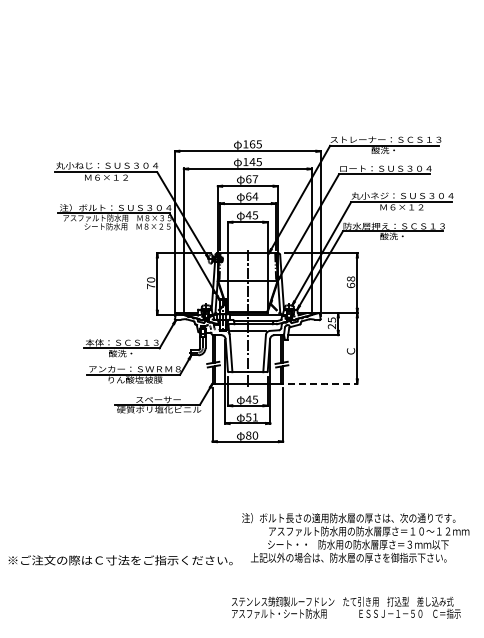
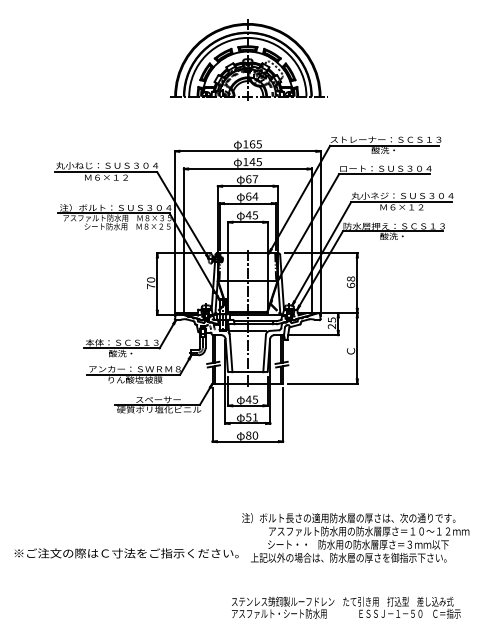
part: none -> present (248, 59)
line: dashed -> solid (323, 383)
text position: (120, 560) -> (126, 553) (126, 553)
